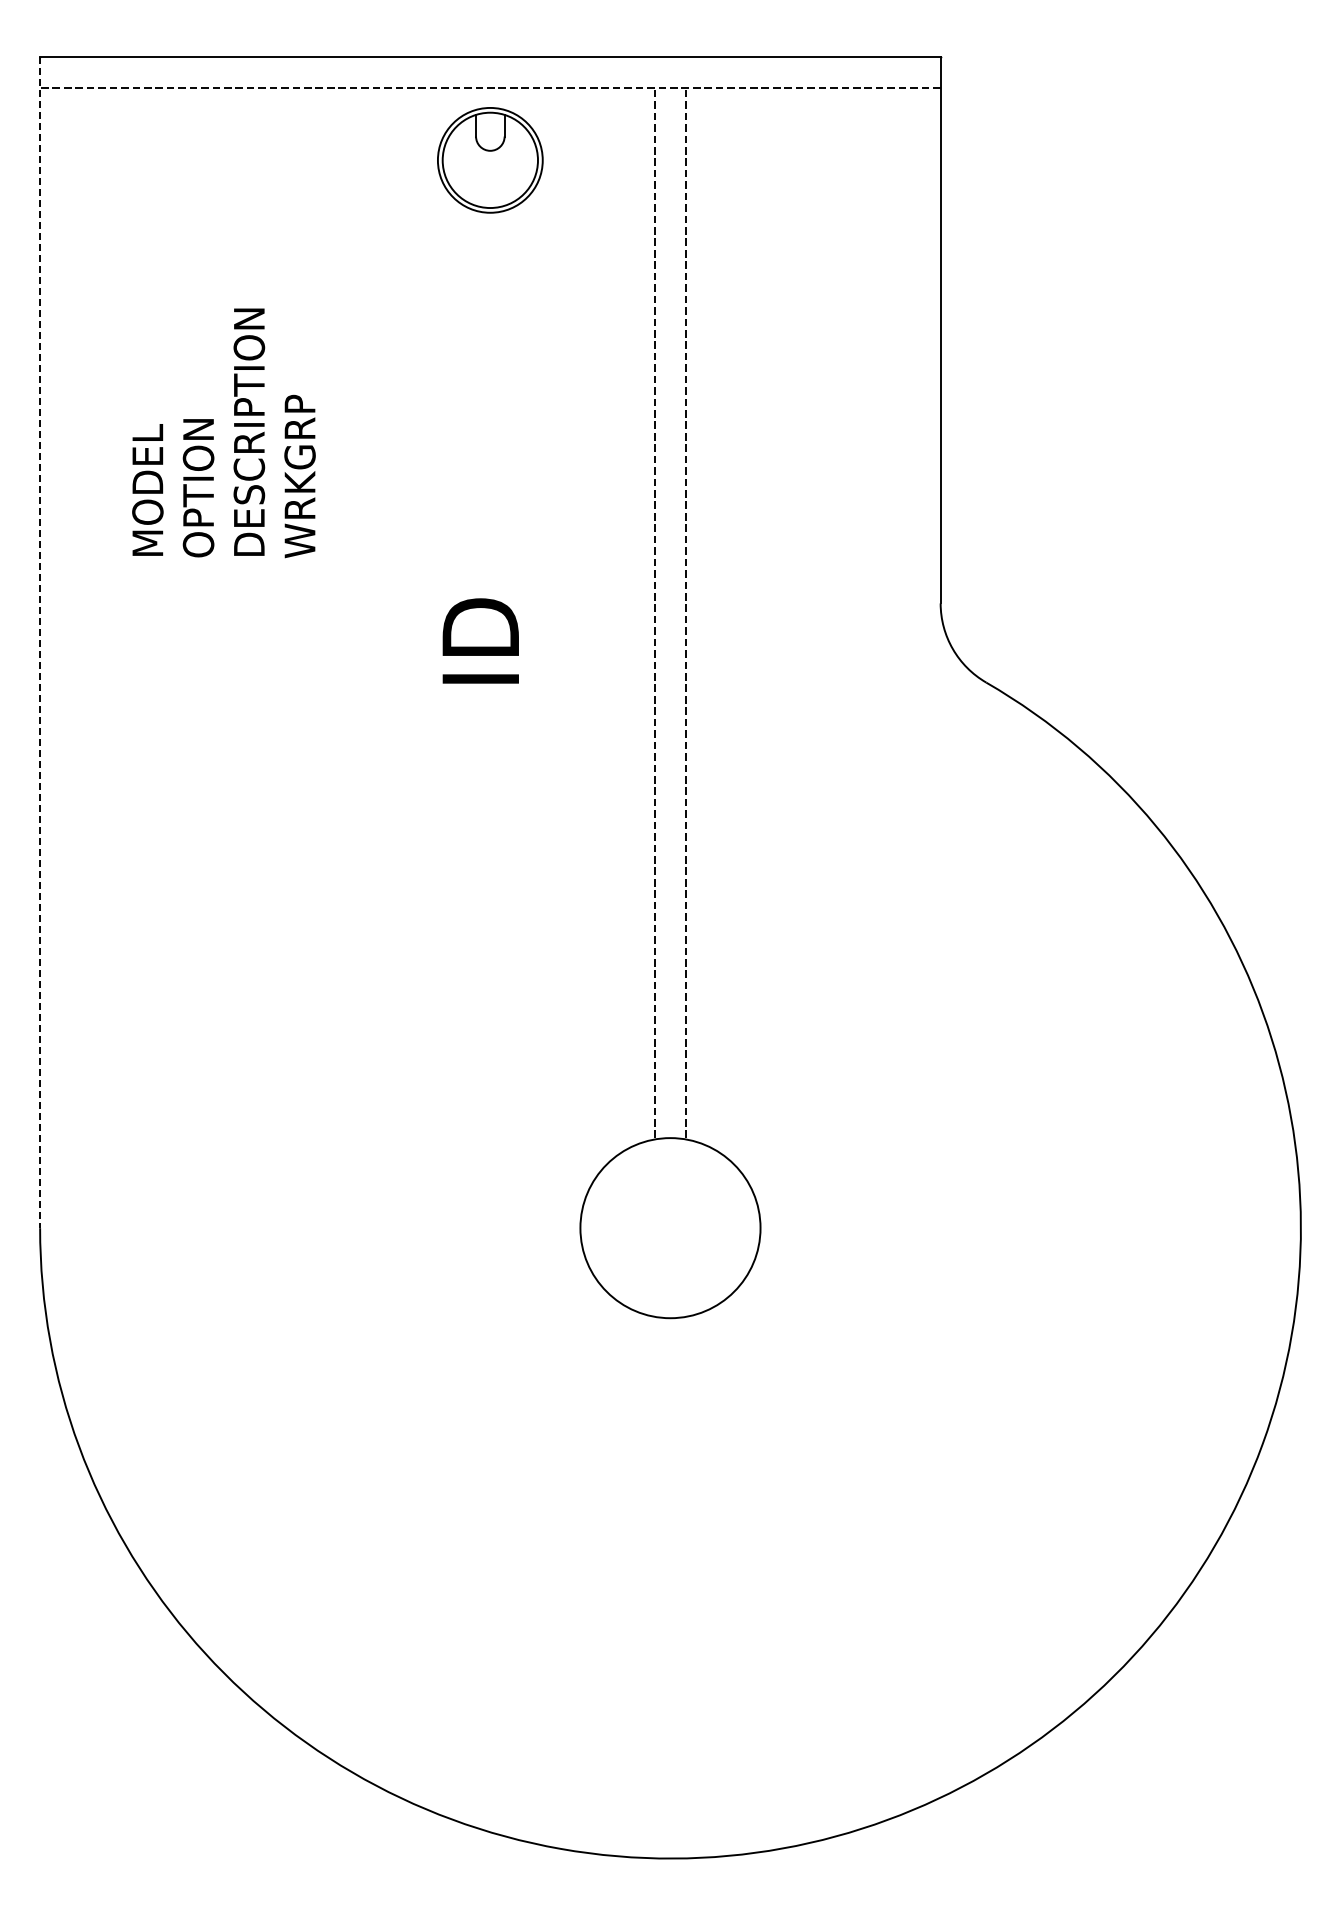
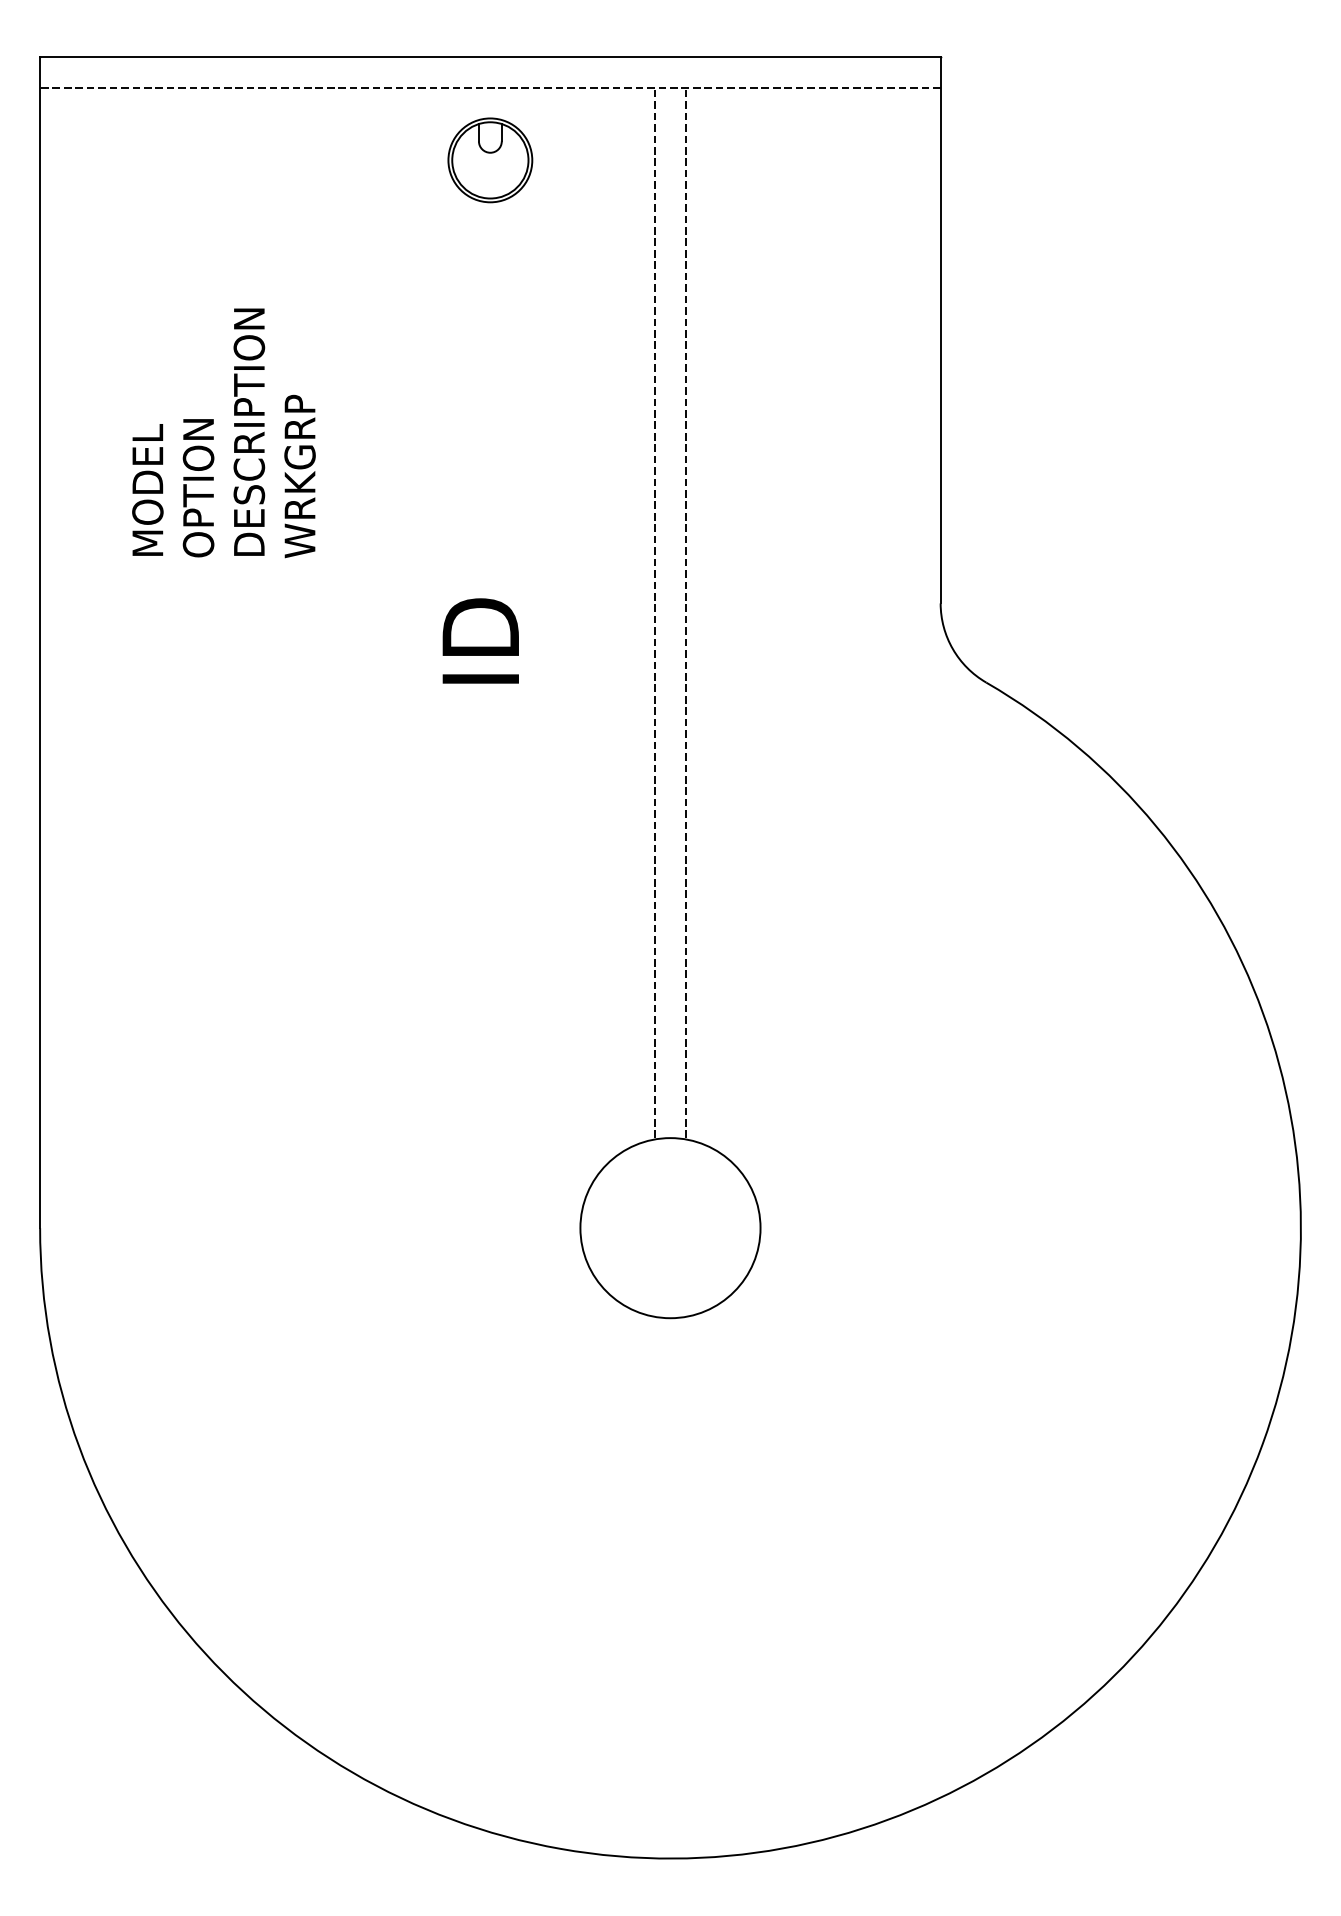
part size: 107x107 px -> 87x87 px (490, 160)
line: dashed -> solid (40, 643)
